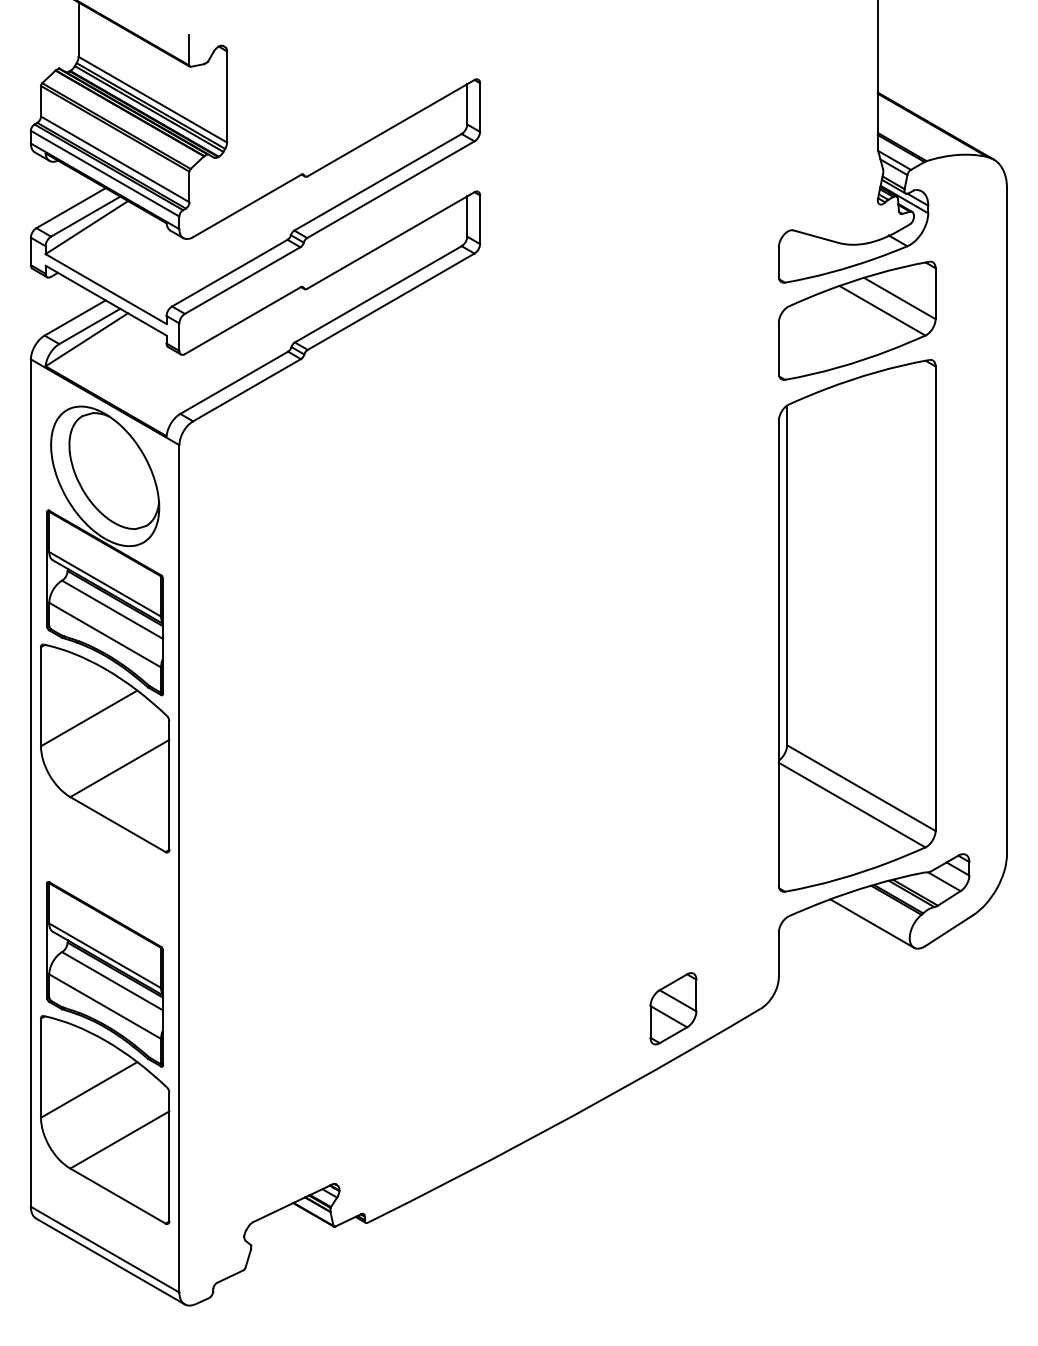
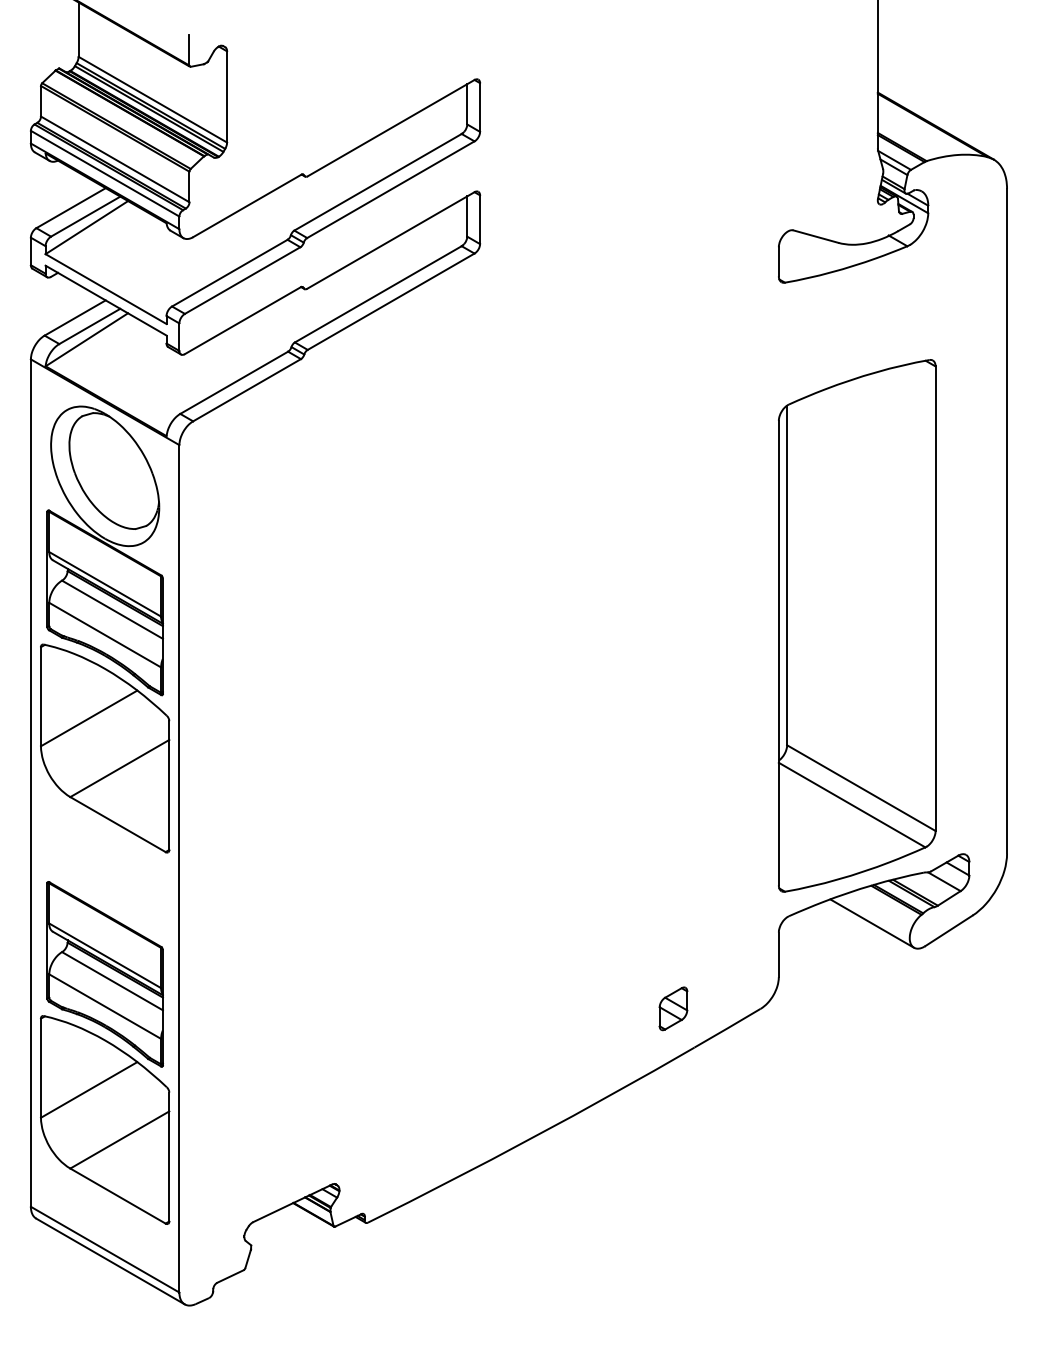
part: present -> none (857, 320)
part size: 49x74 px -> 31x46 px (673, 1008)
